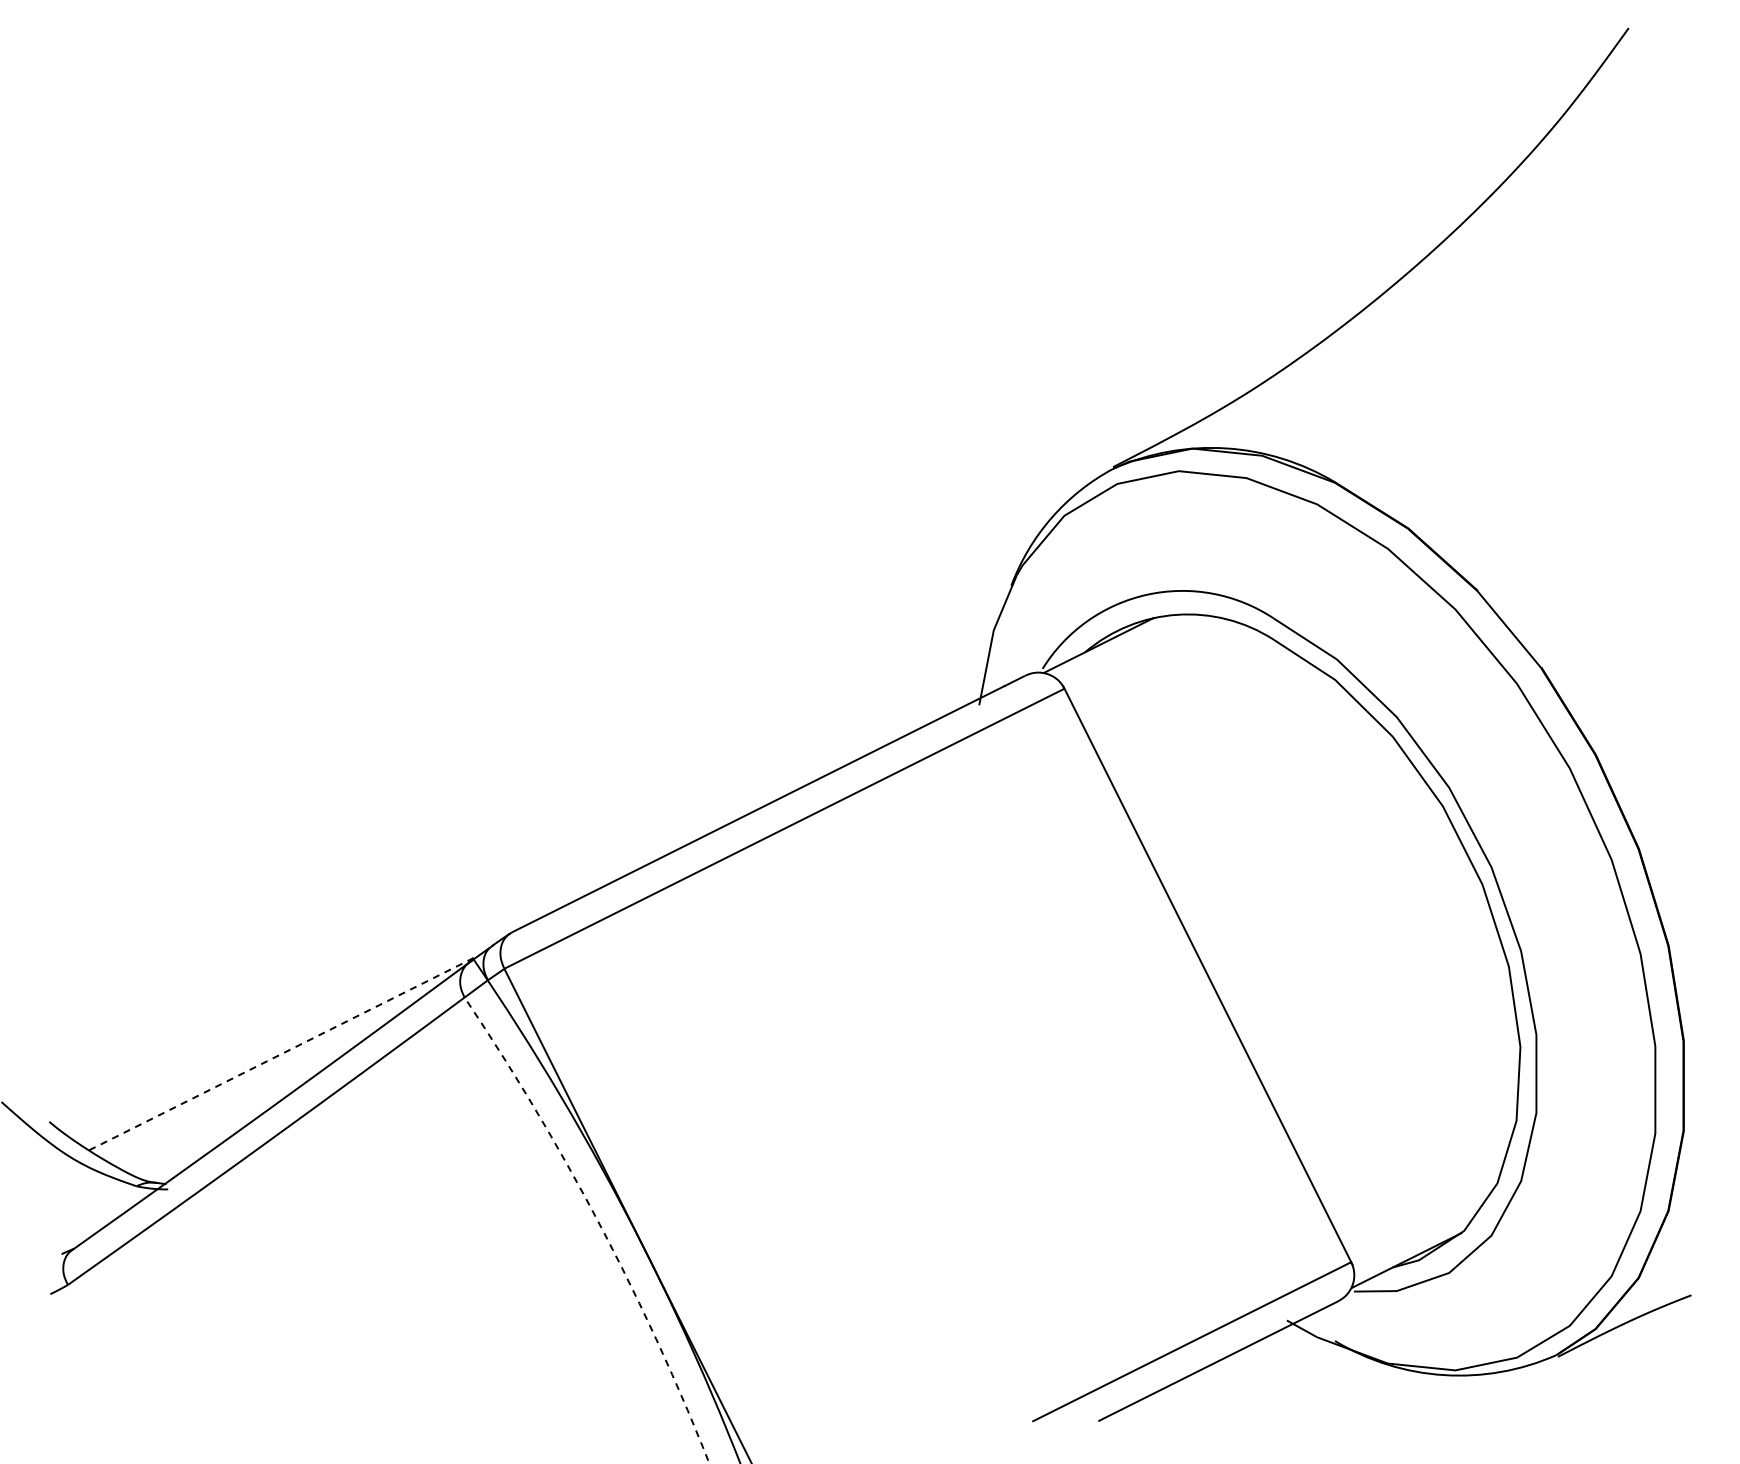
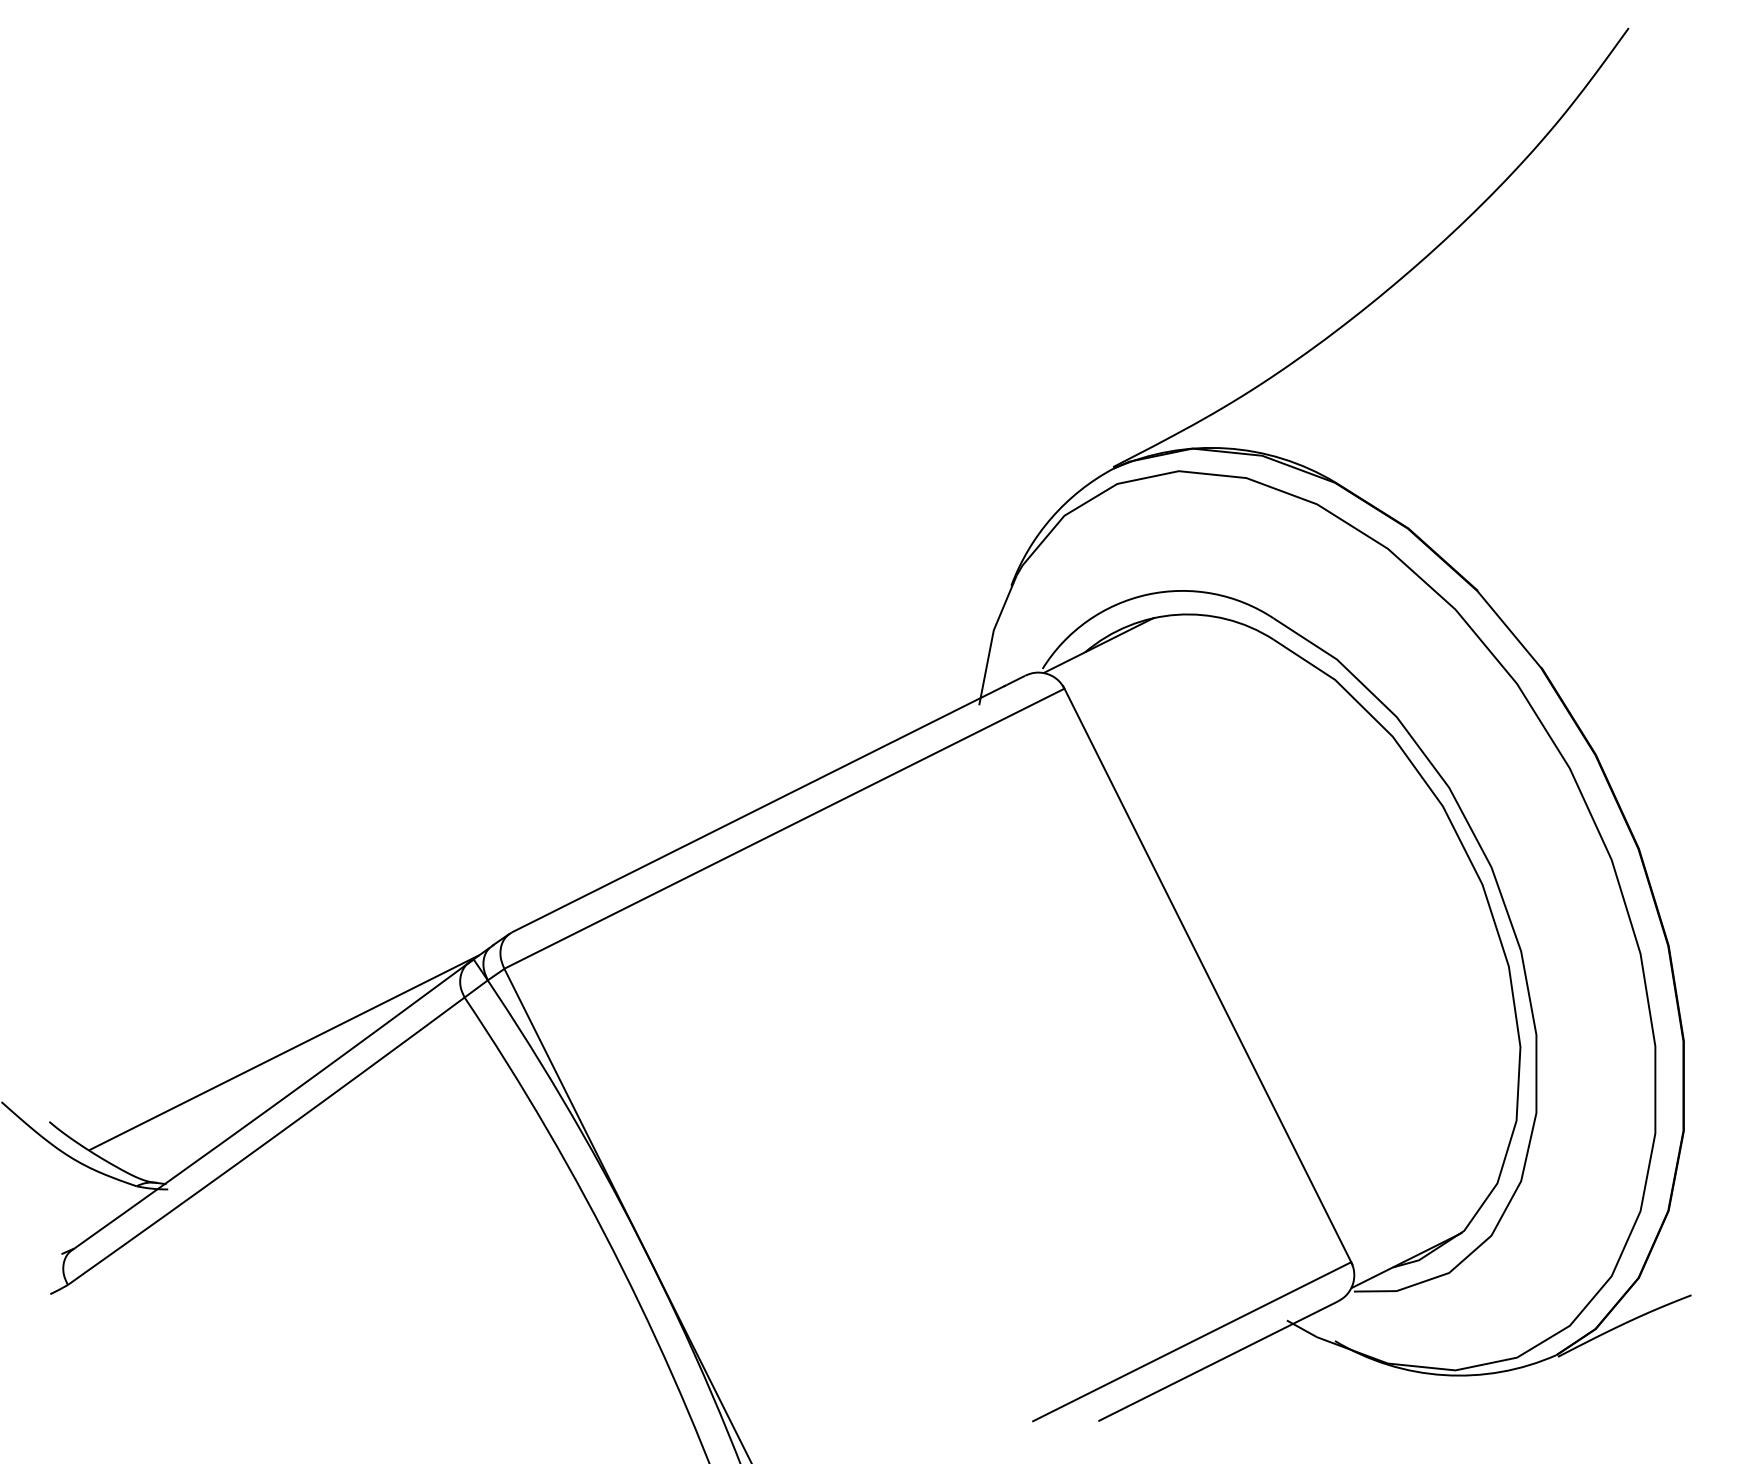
line: dashed -> solid (284, 1052)
line: dashed -> solid (599, 1223)
